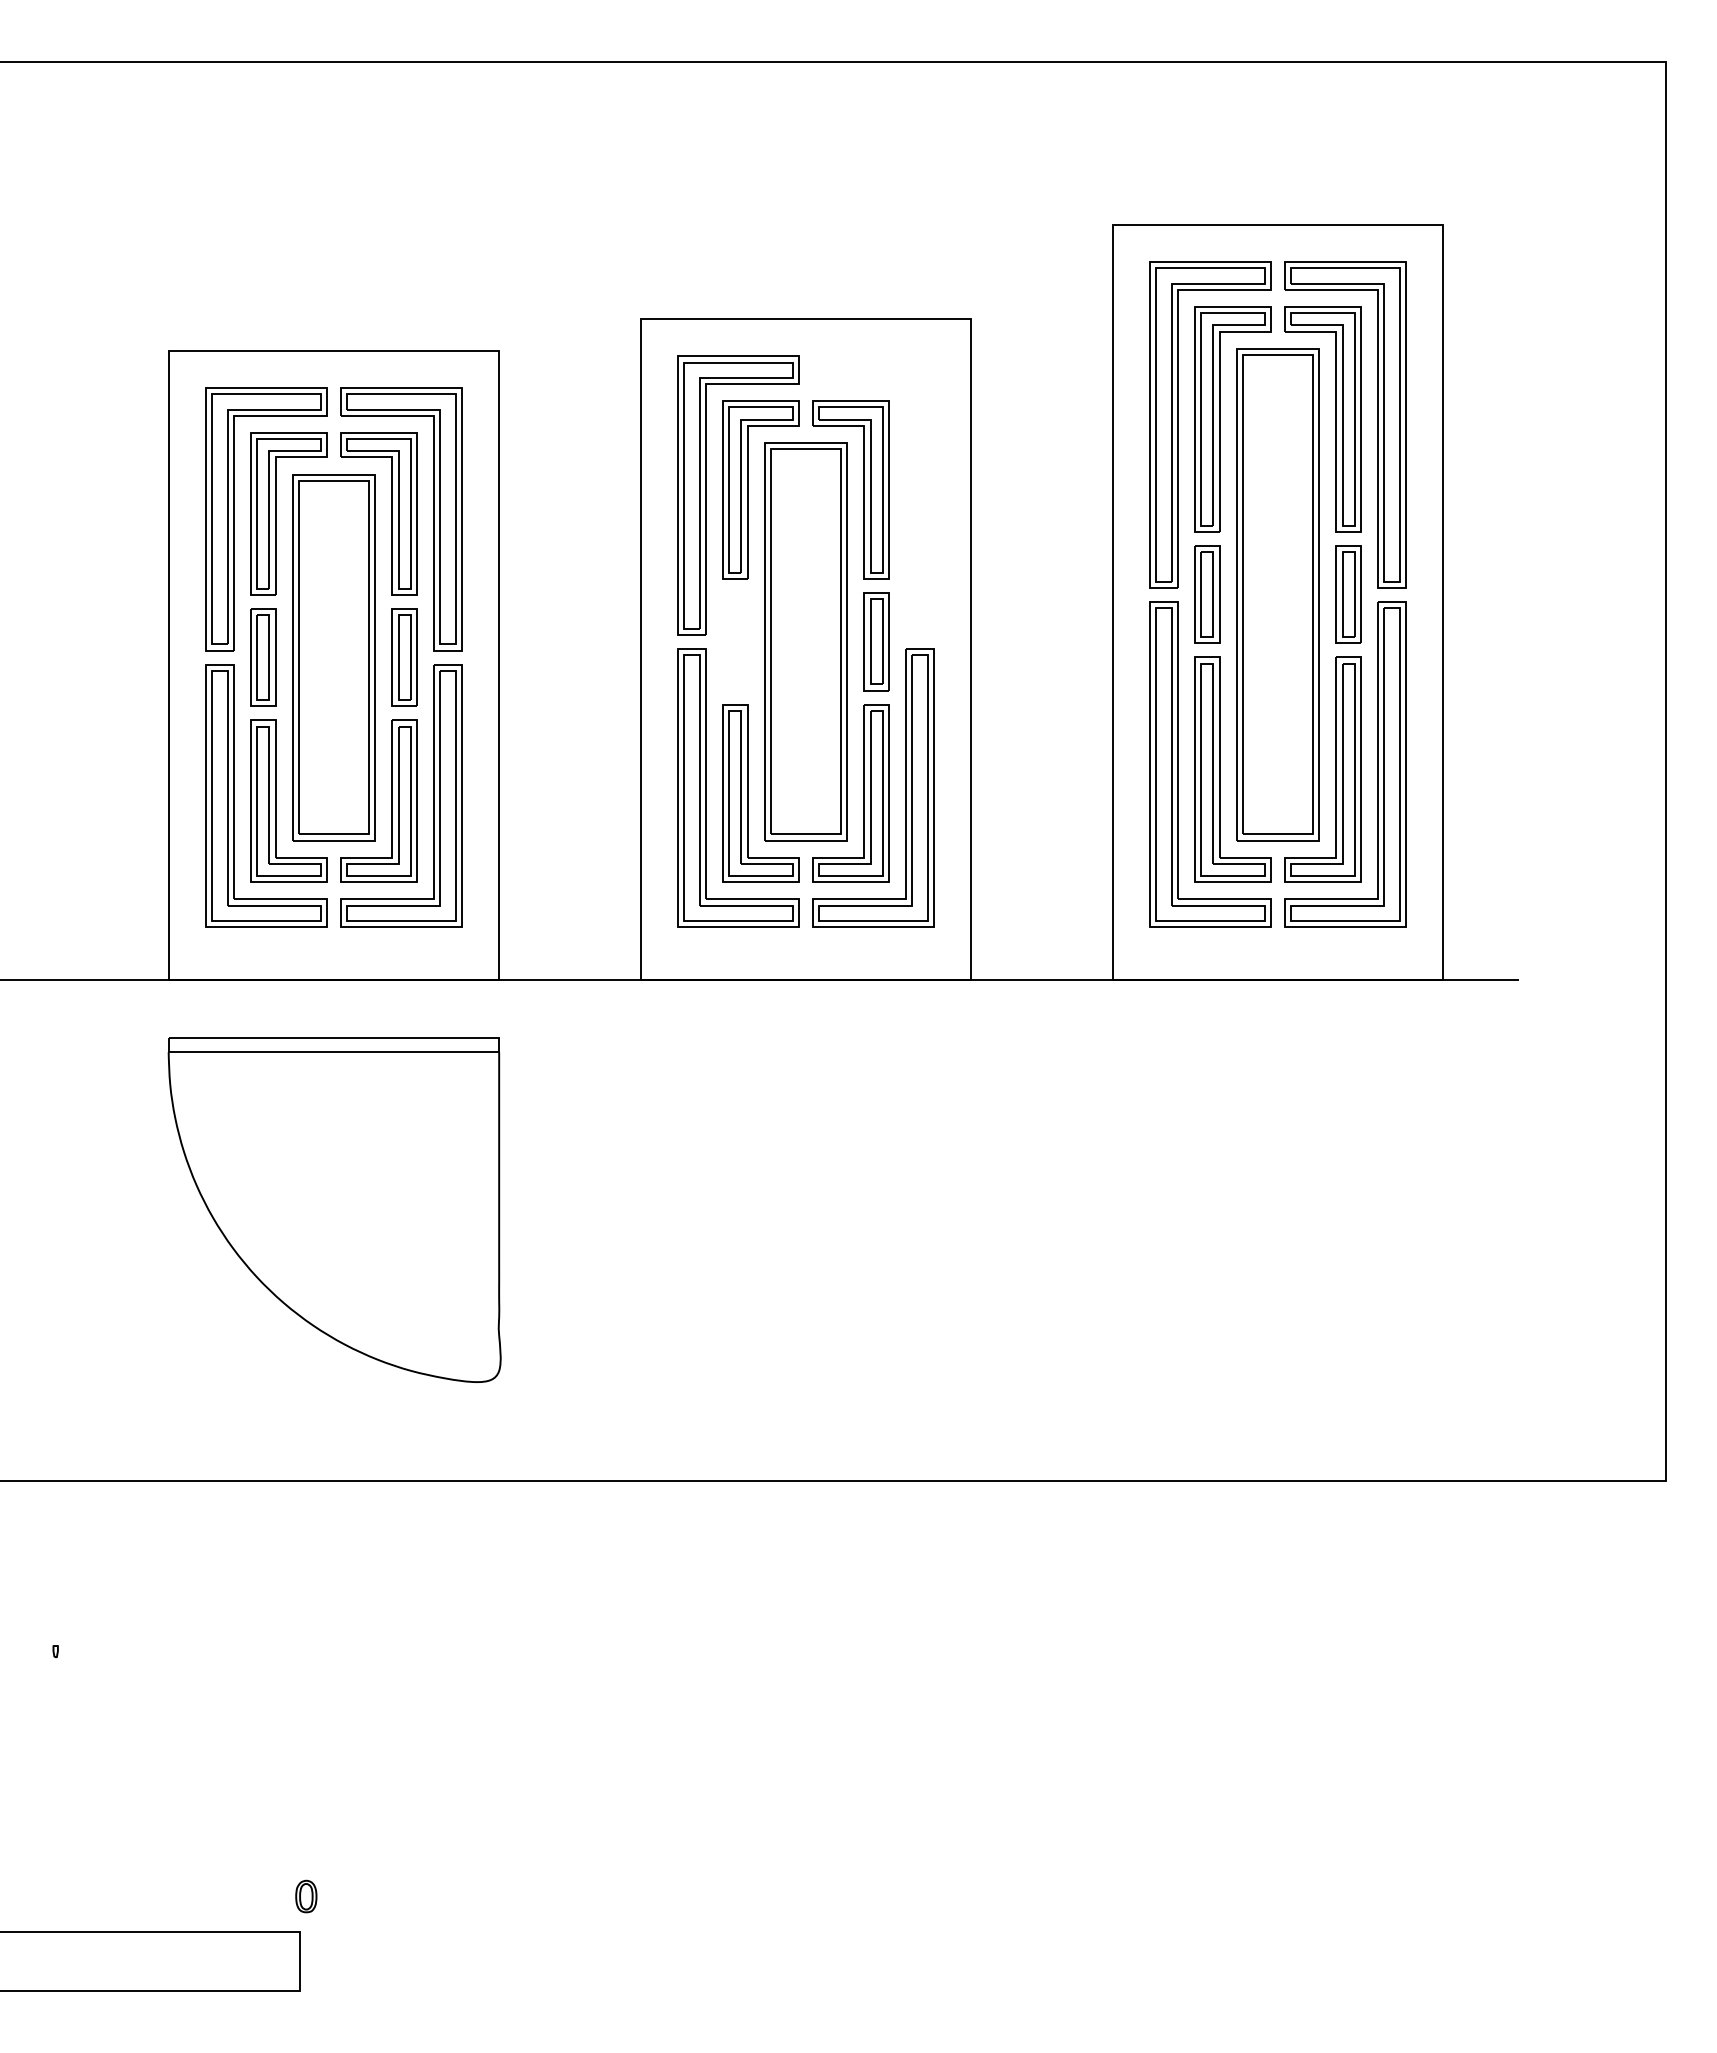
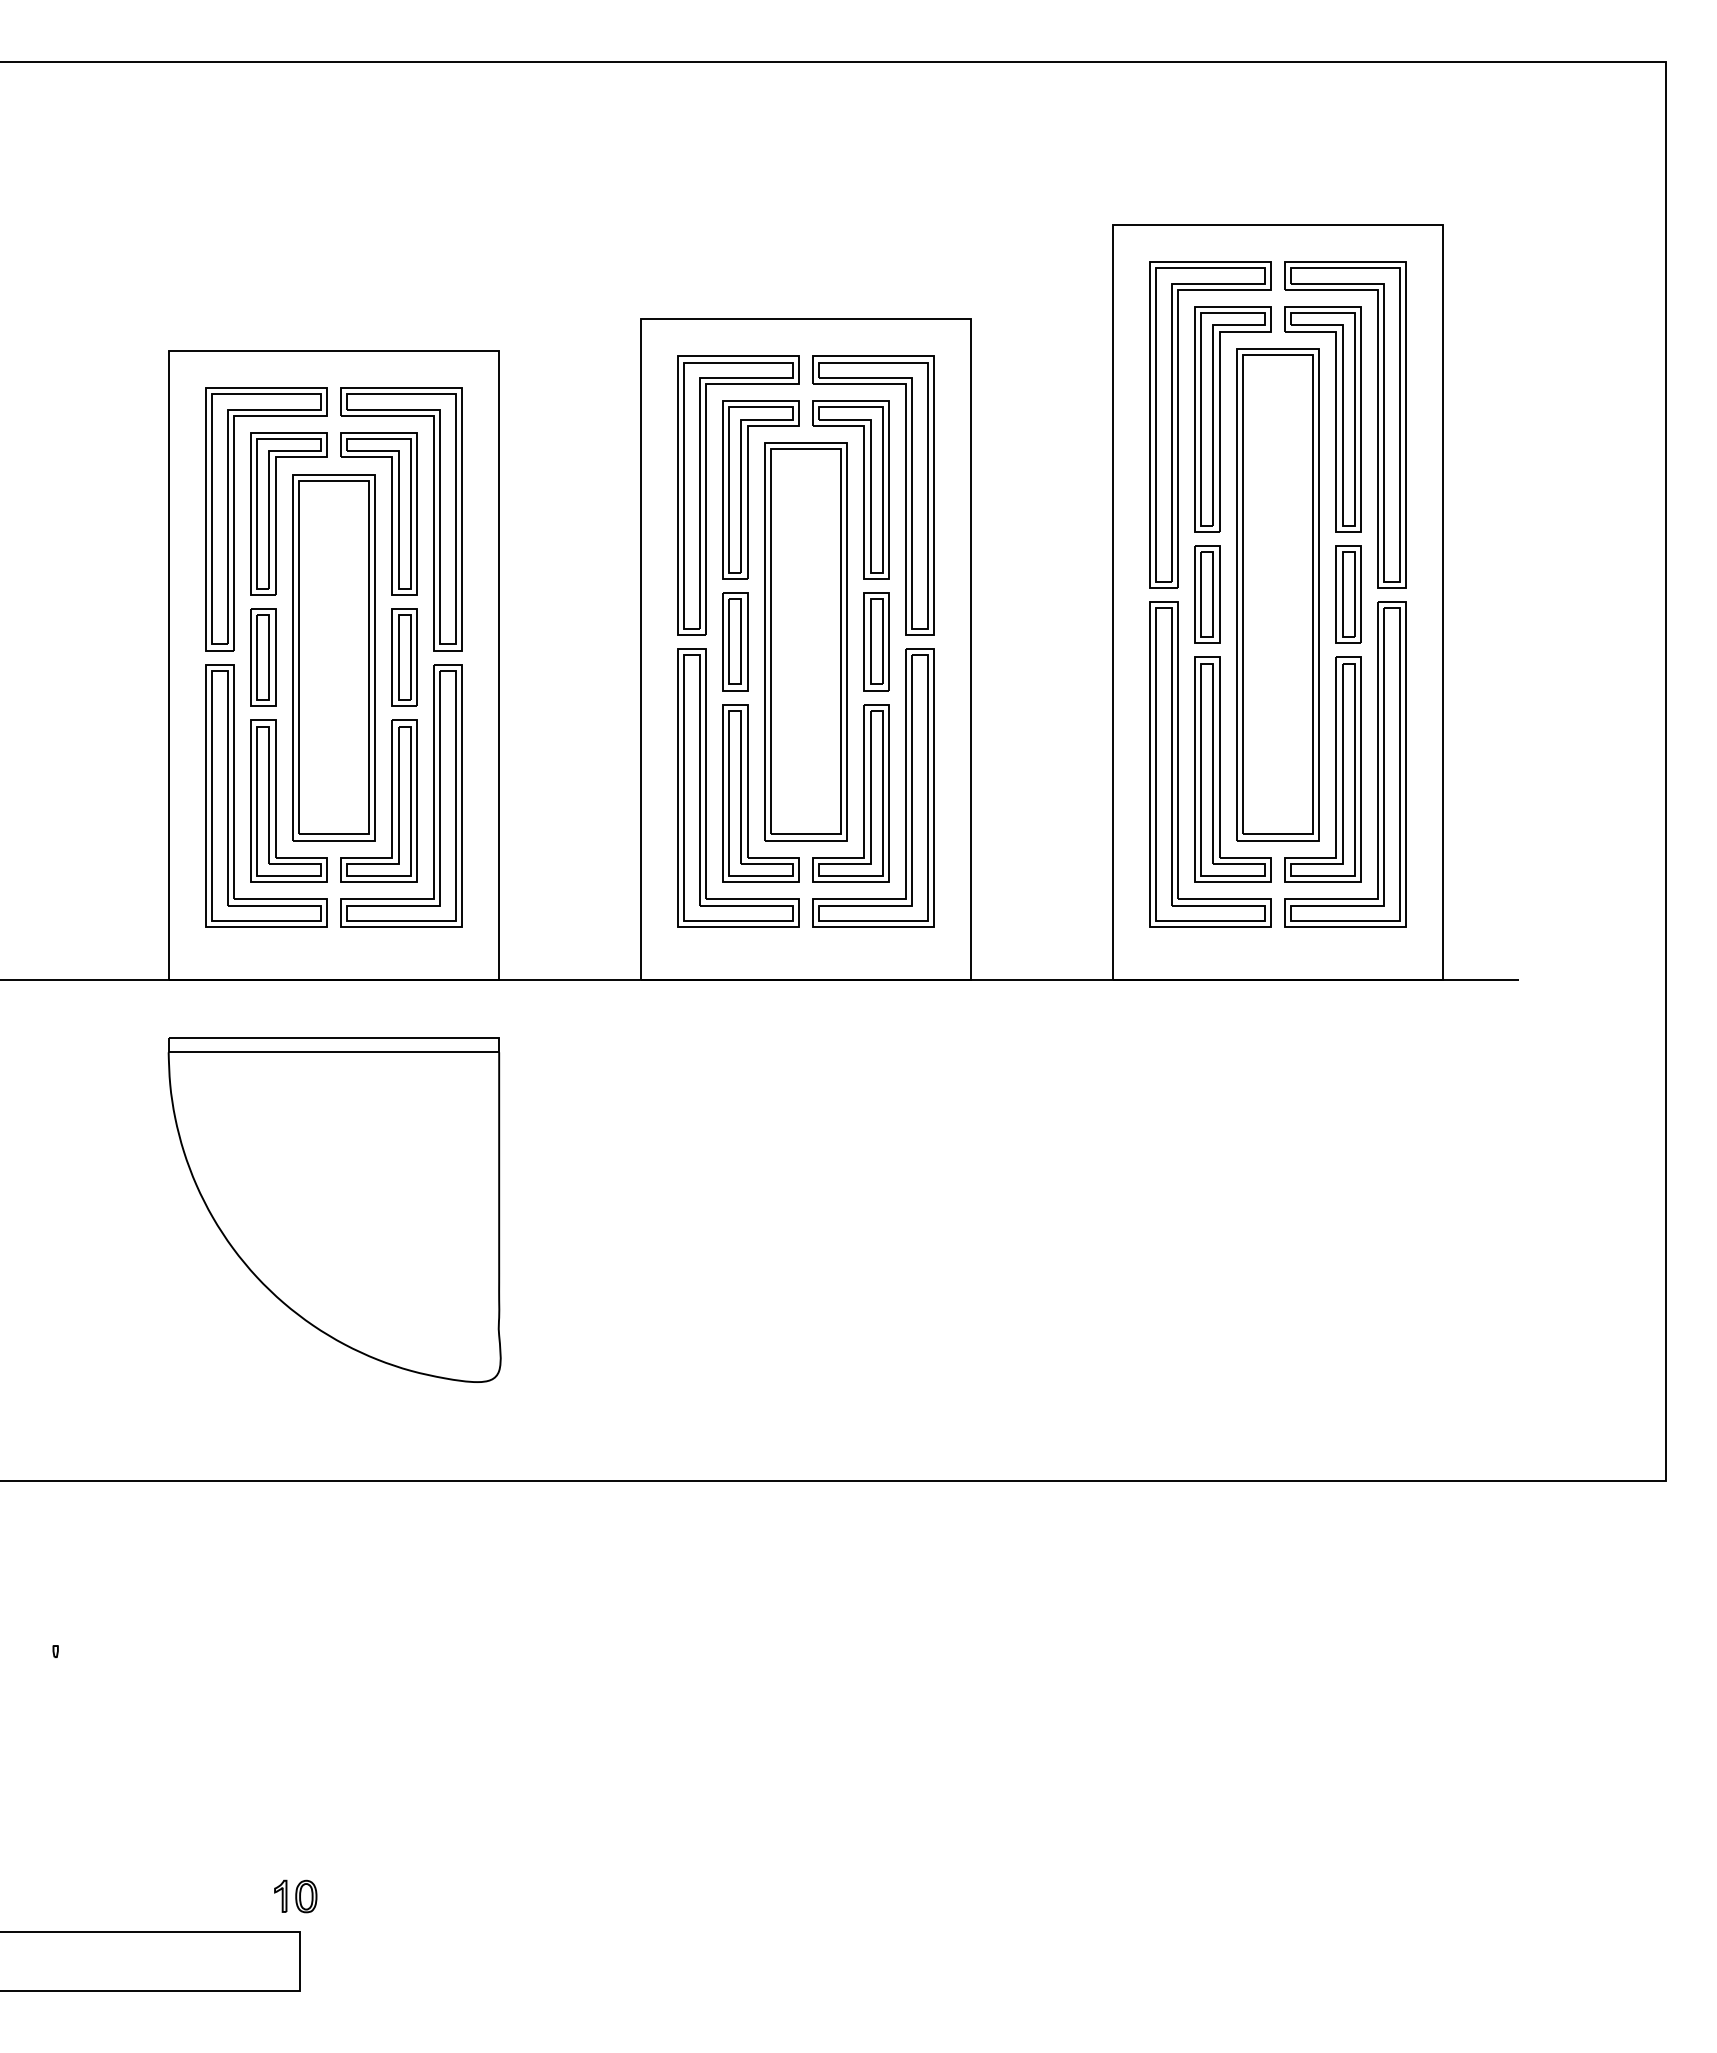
part: none -> present (905, 495)
part: none -> present (735, 641)
part: none -> present (280, 1895)
